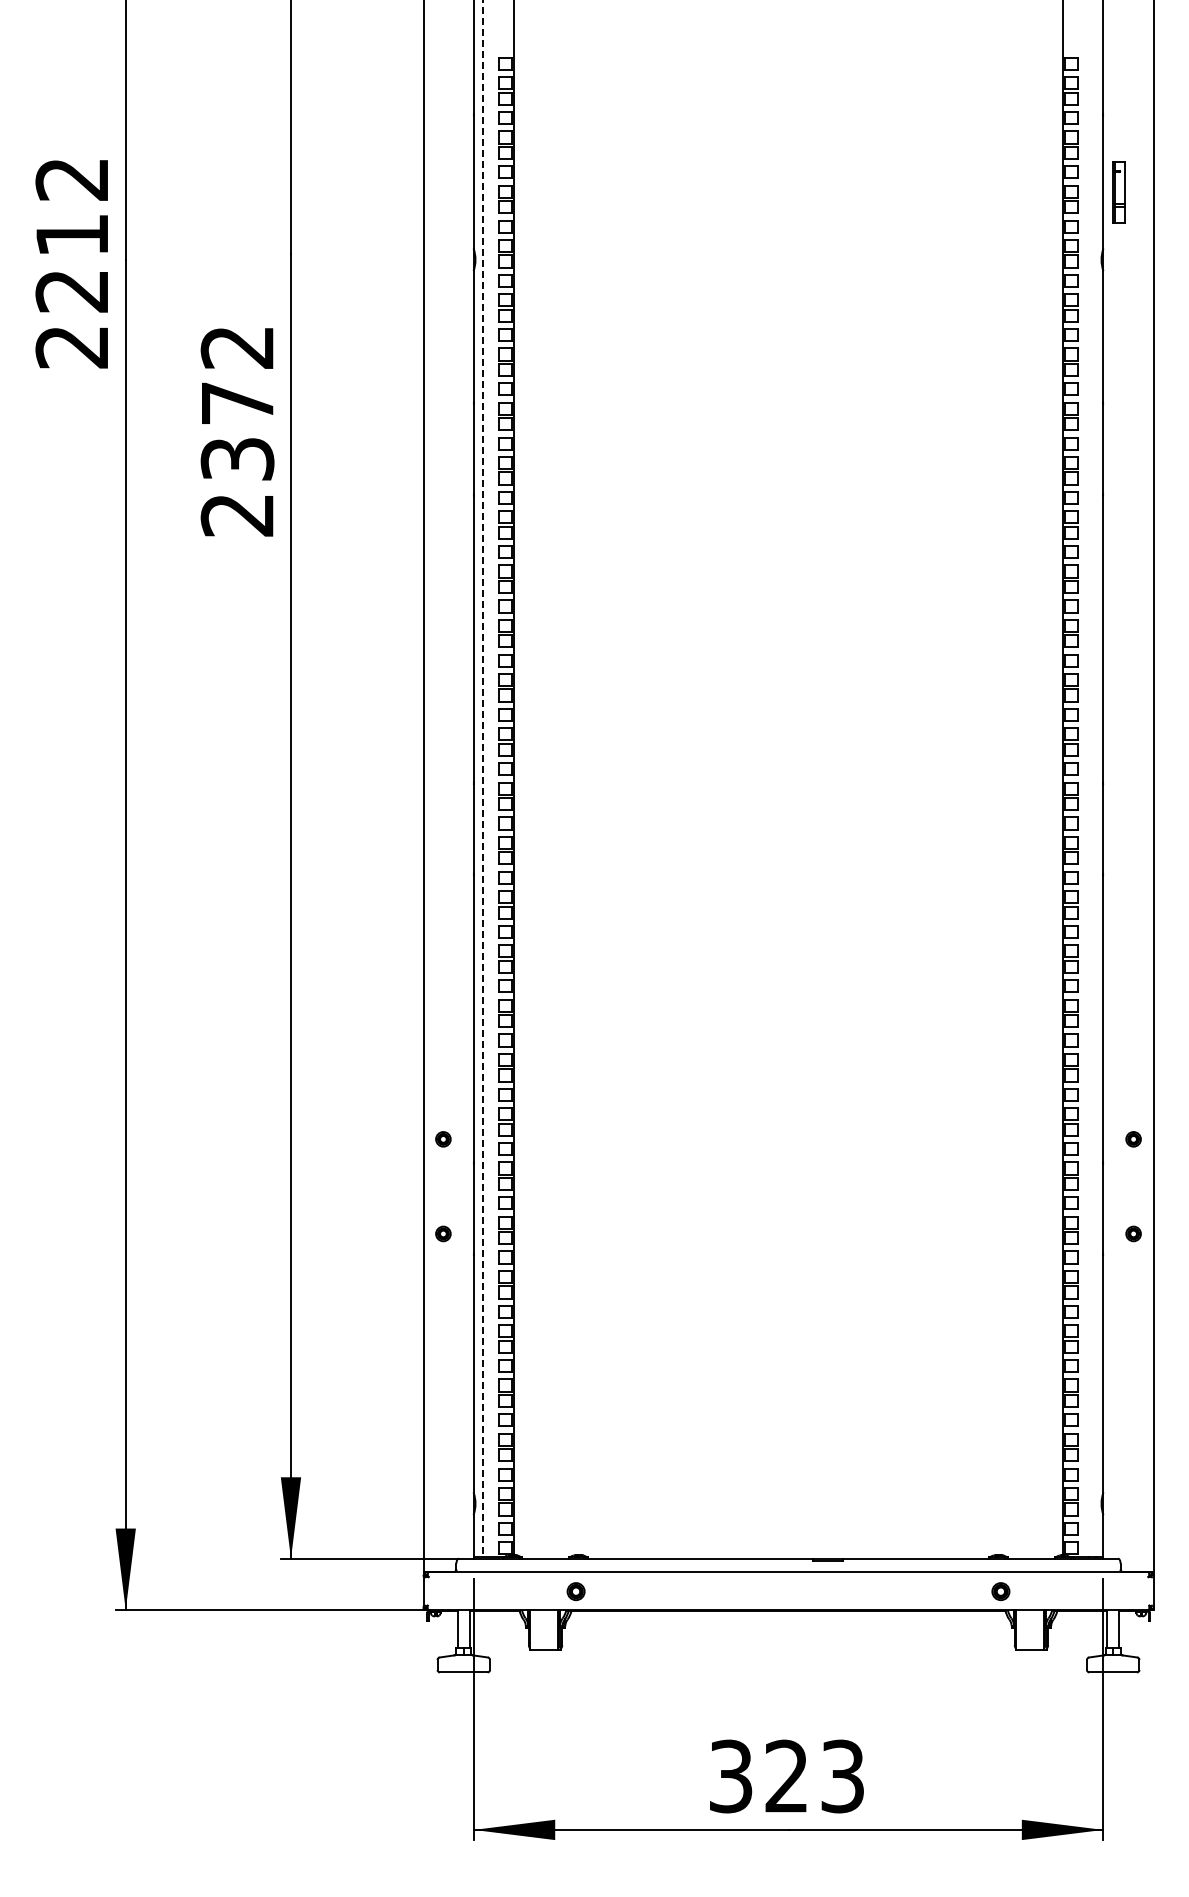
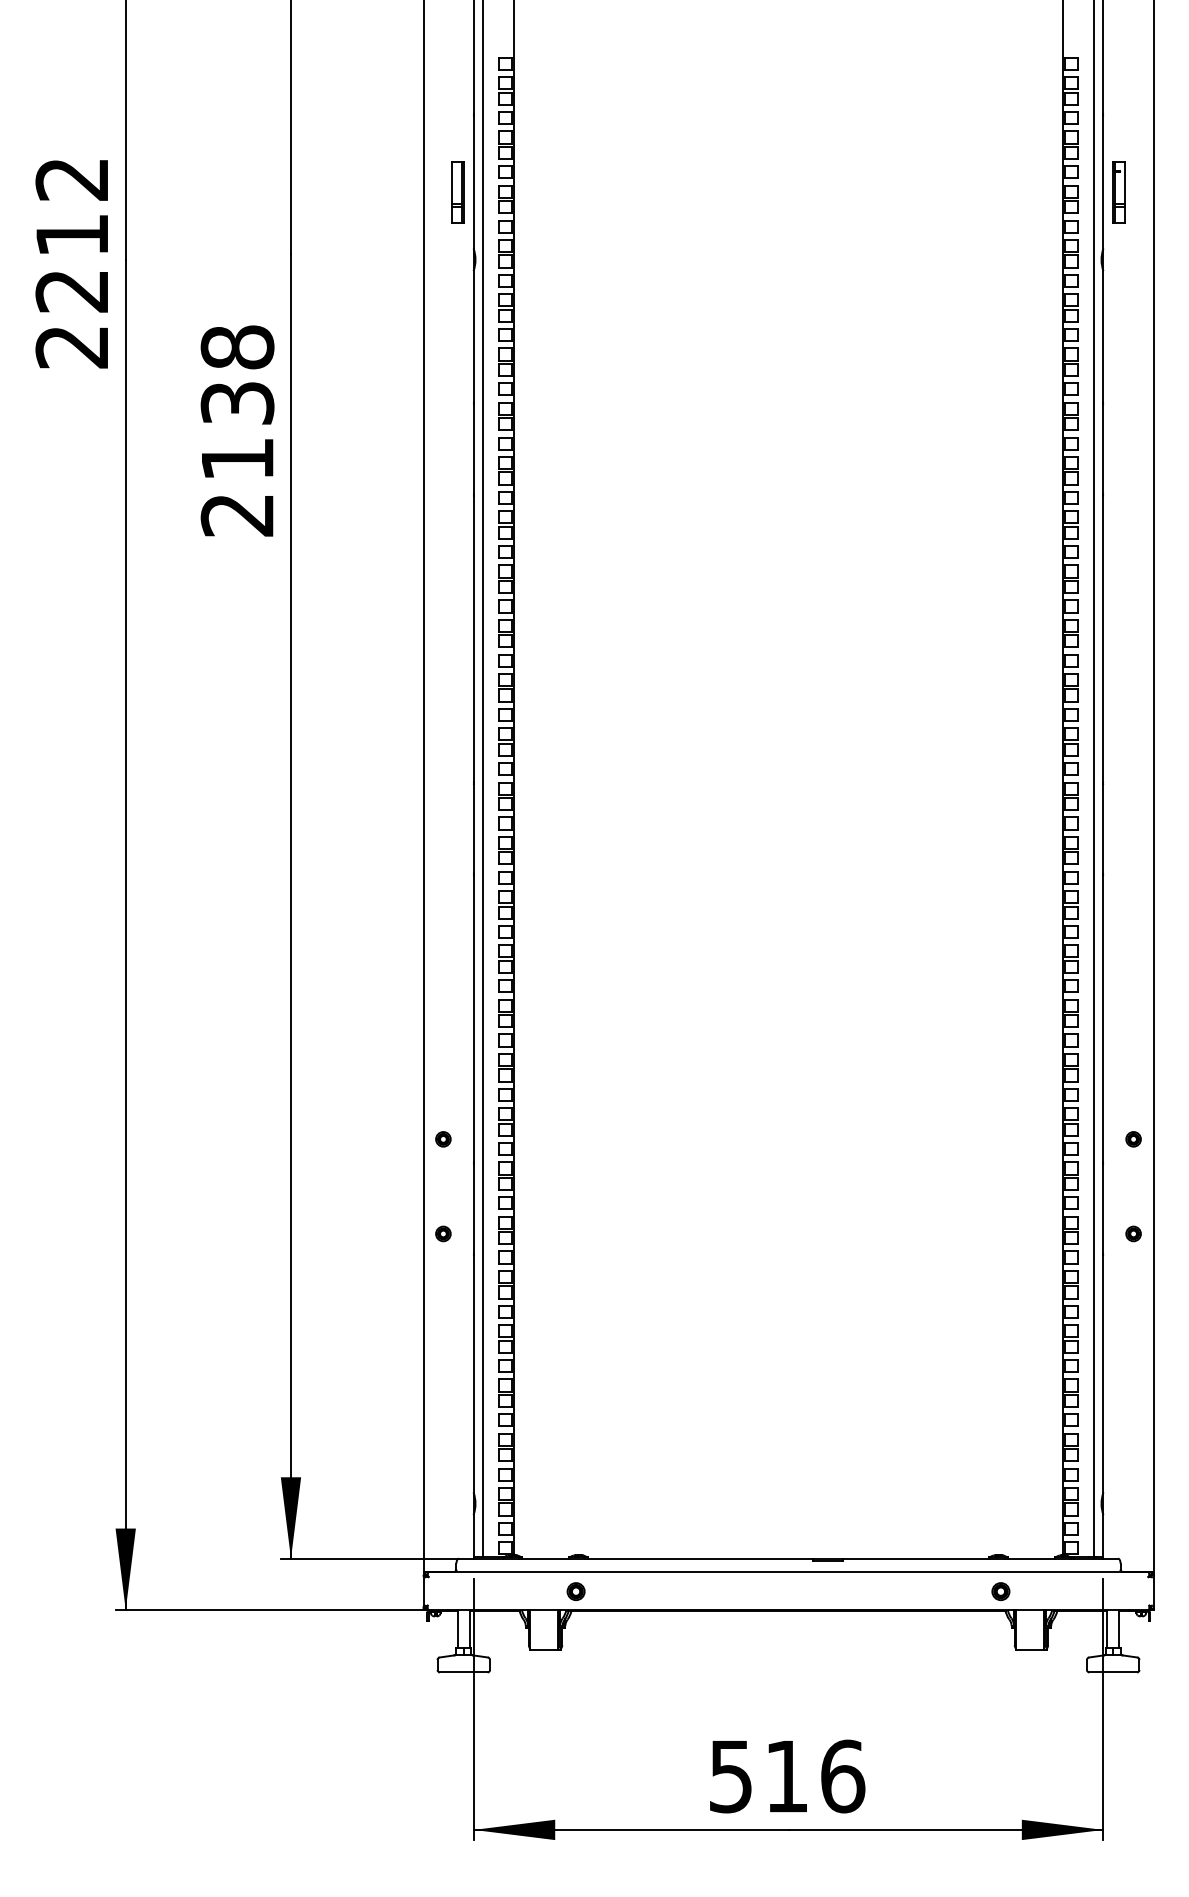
part: none -> present (457, 192)
text: 2372 -> 2138 (237, 402)
line: dashed -> solid (483, 778)
line: none -> present (1093, 779)
text: 323 -> 516 (787, 1776)
